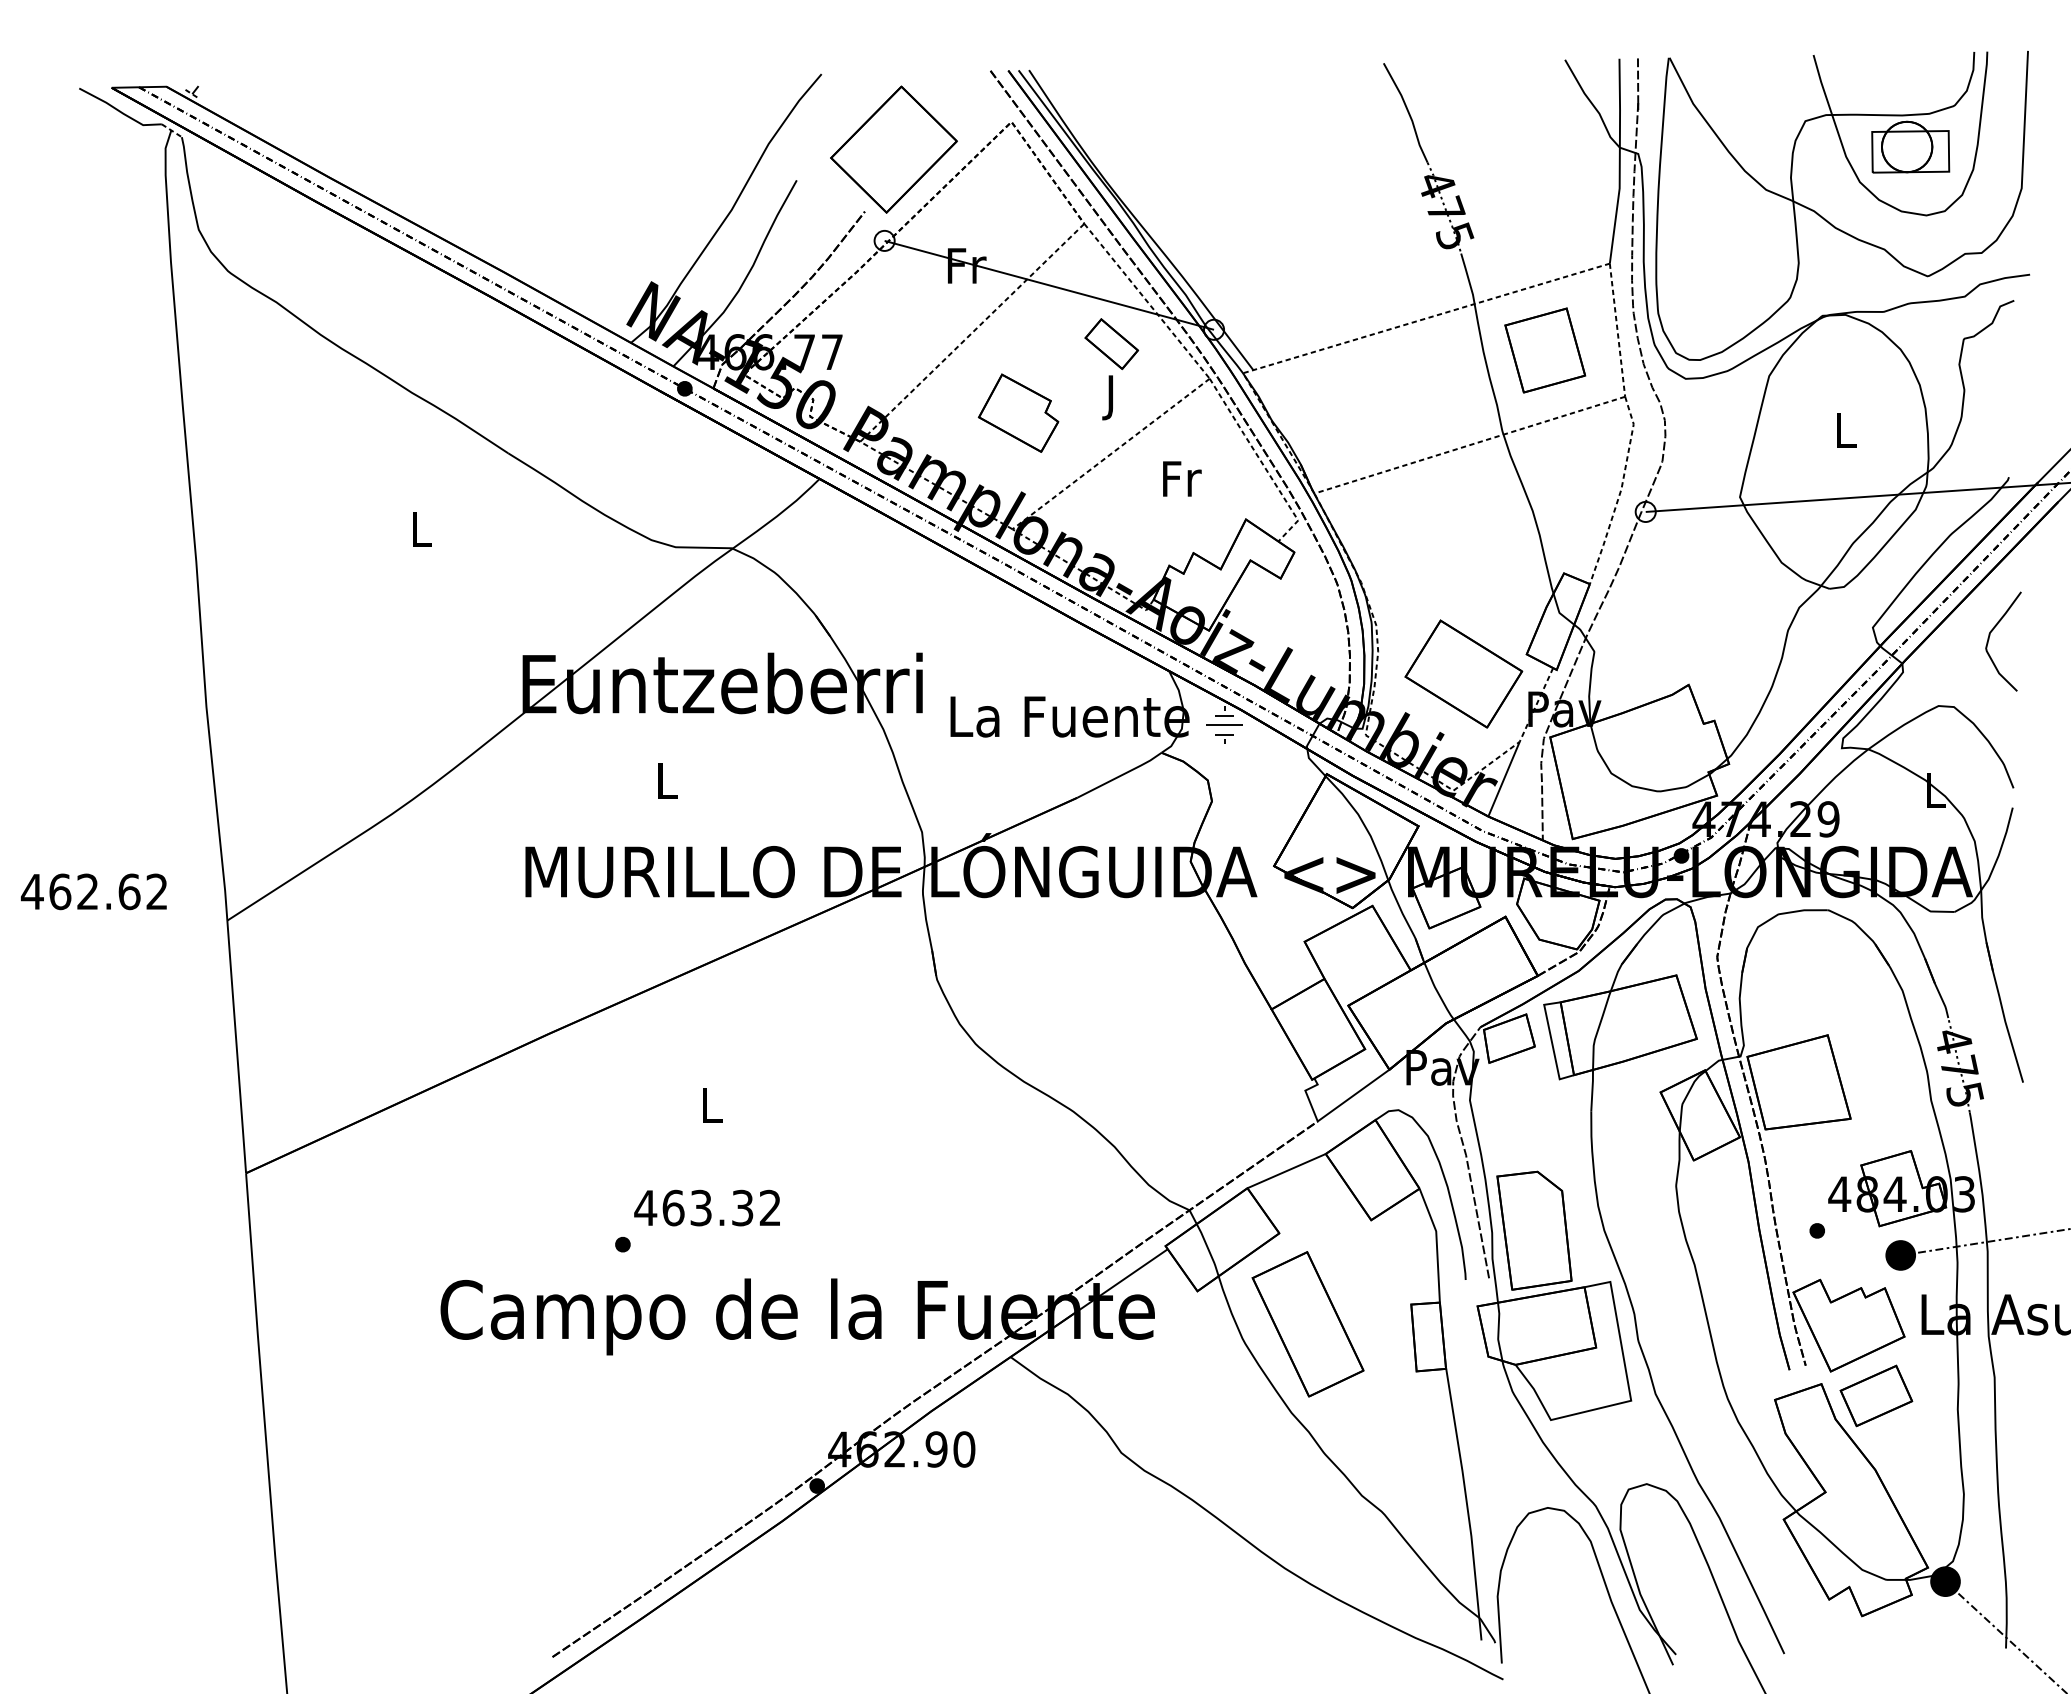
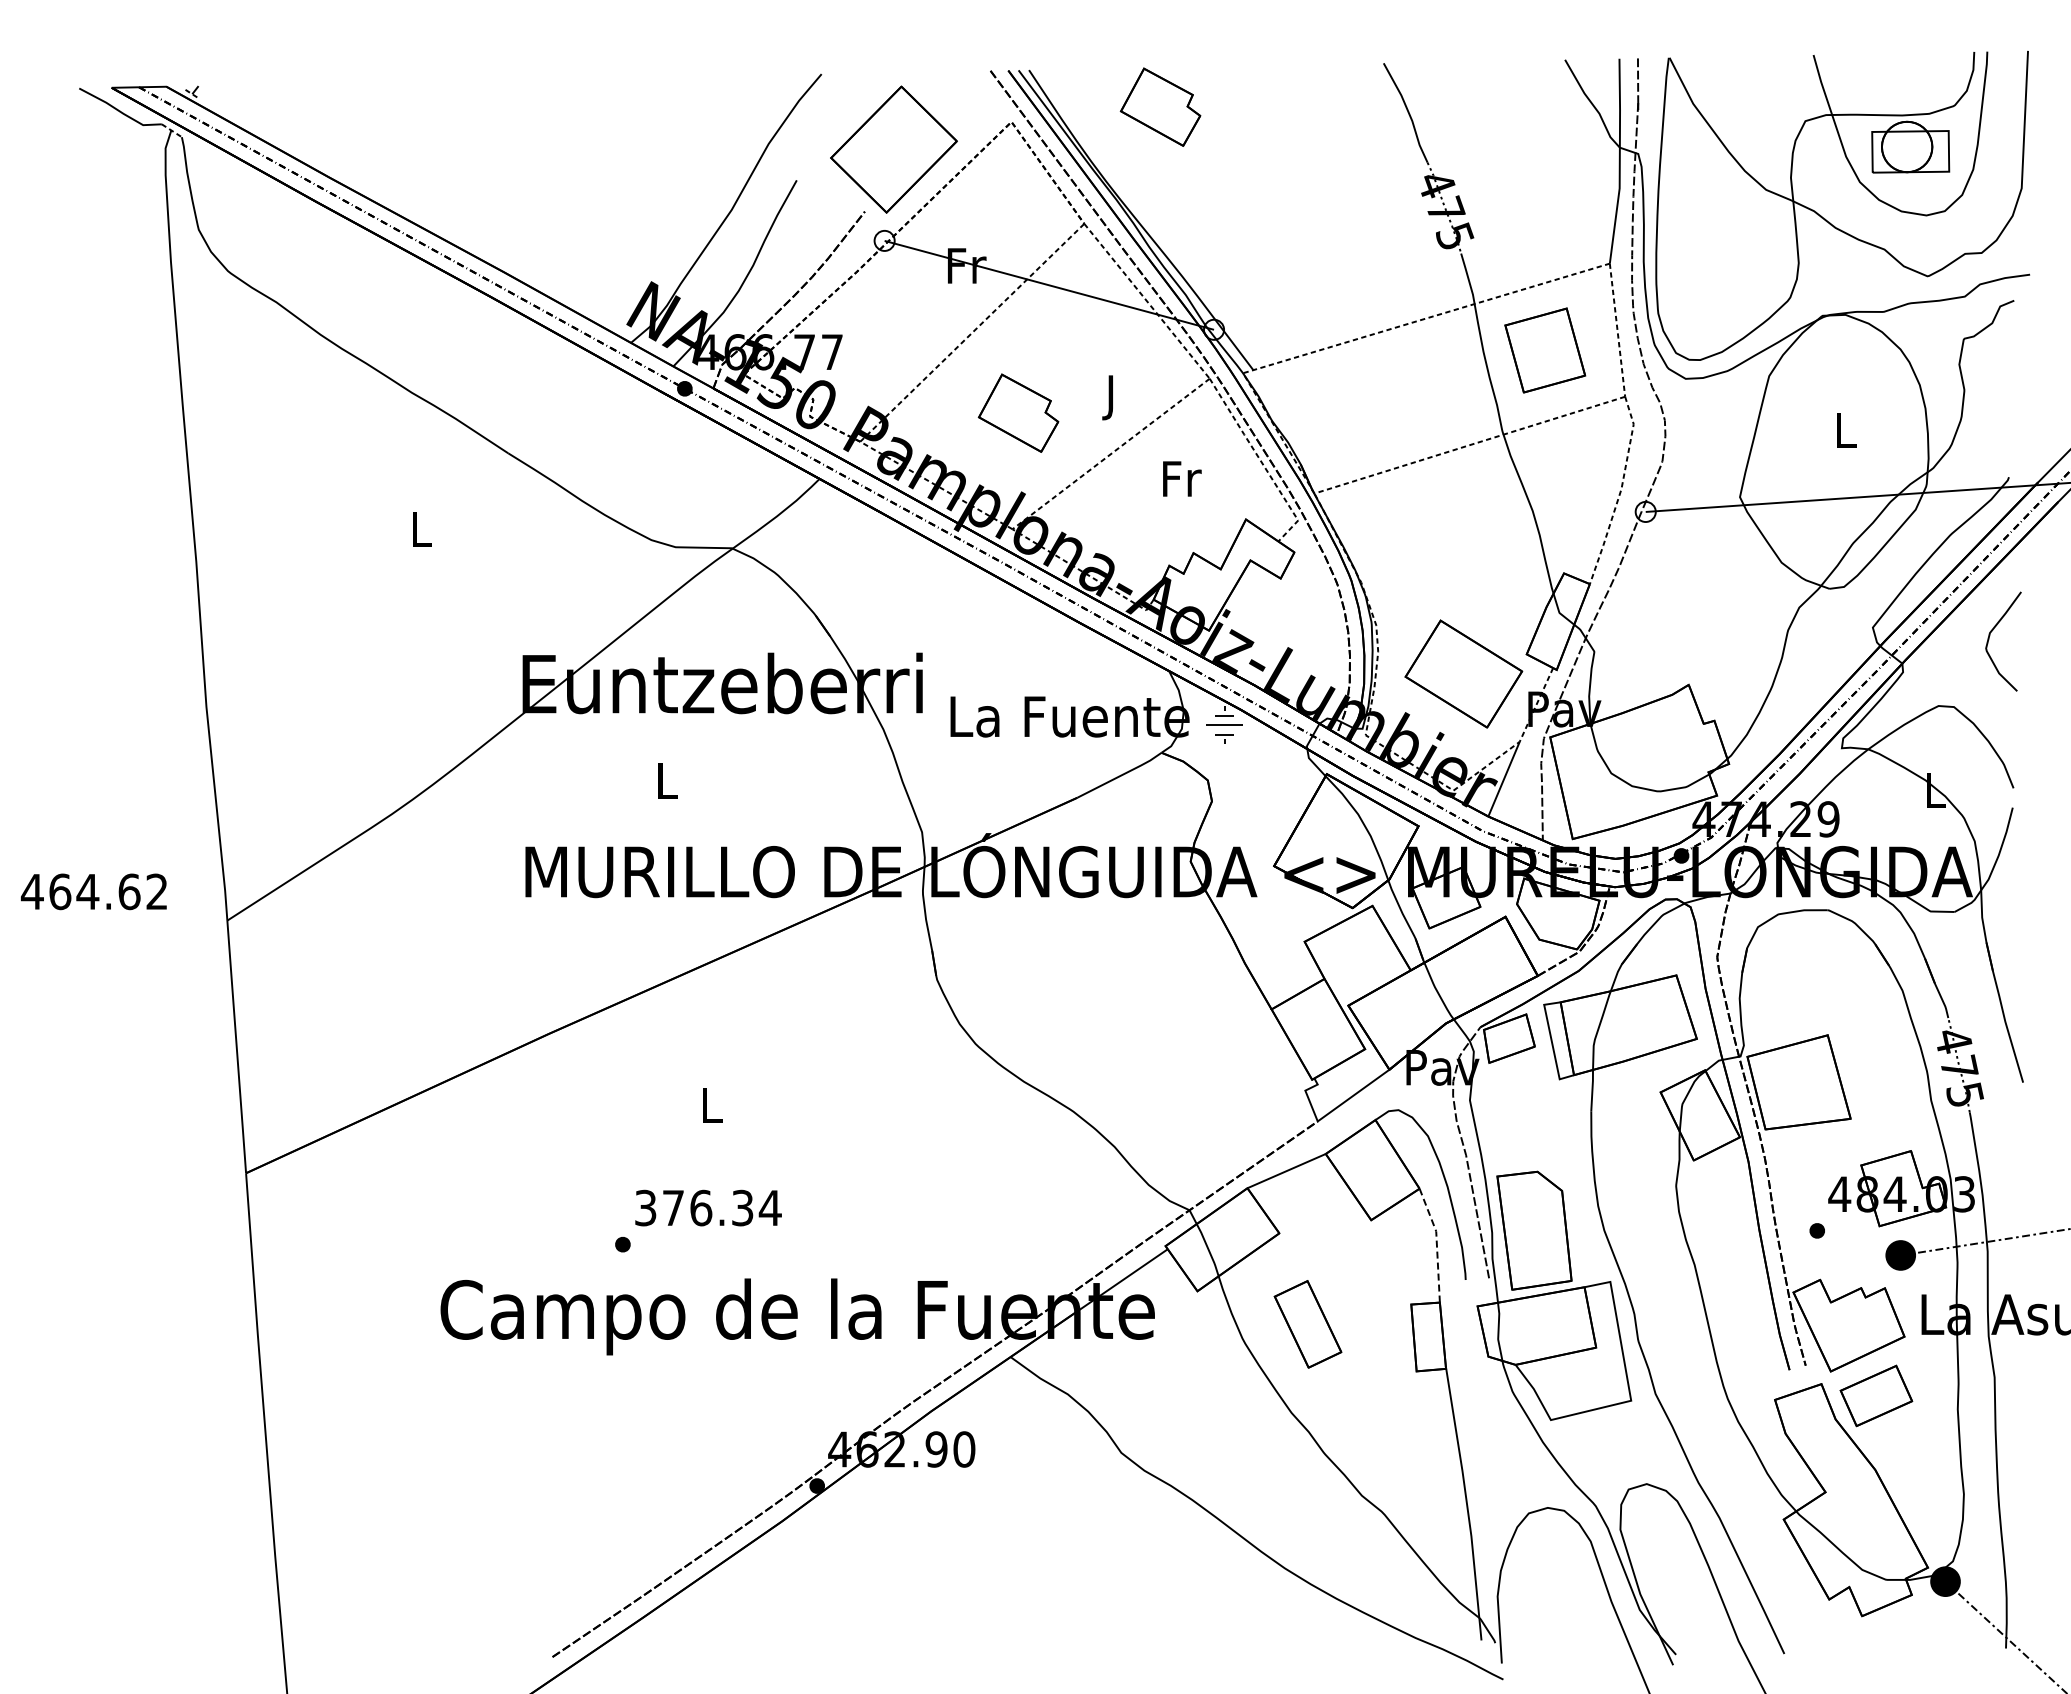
part: none -> present (1160, 106)
part: present -> none (1111, 344)
text: 462.62 -> 464.62 (87, 891)
text: 463.32 -> 376.34 (707, 1207)
line: solid -> dashed (1436, 1244)
part size: 114x147 px -> 70x89 px (1307, 1324)
